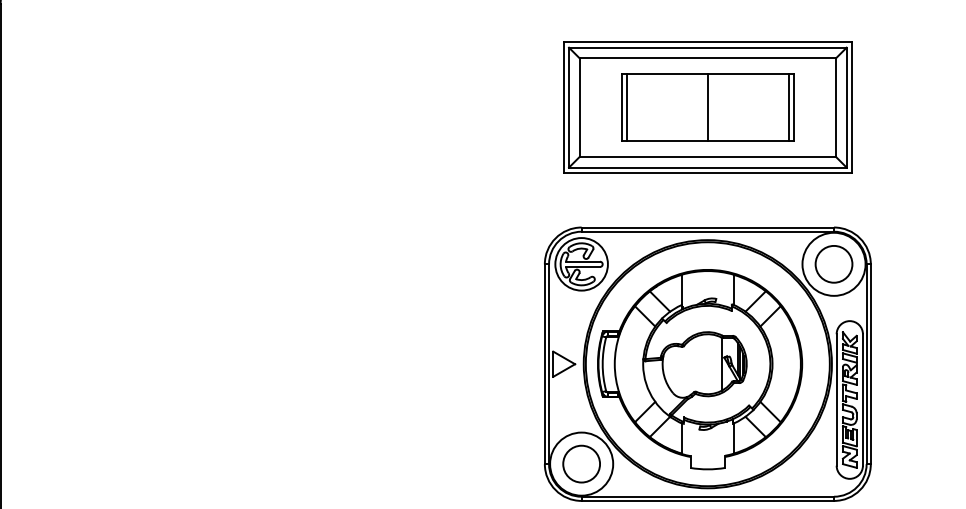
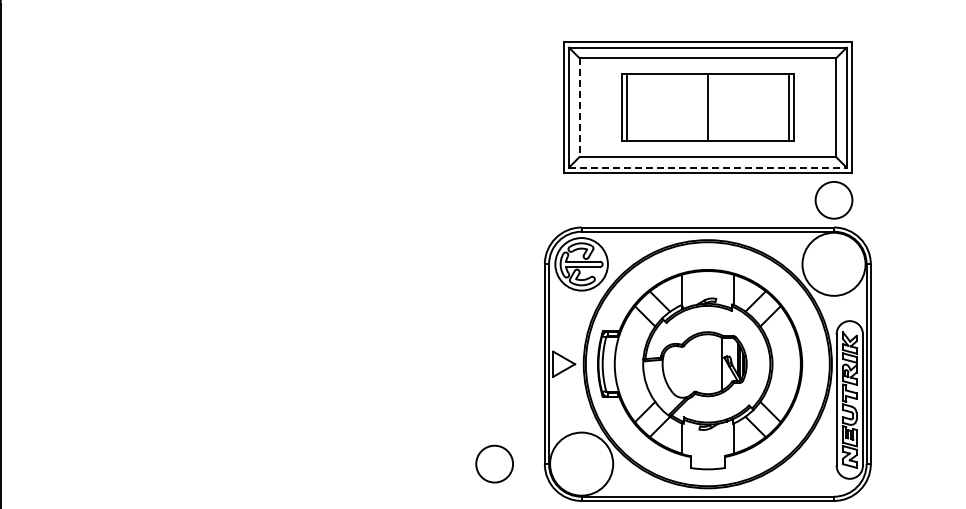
line: solid -> dashed (579, 108)
line: solid -> dashed (707, 167)
circle position: (833, 264) -> (833, 200) (833, 200)
circle position: (581, 463) -> (494, 463) (494, 463)
